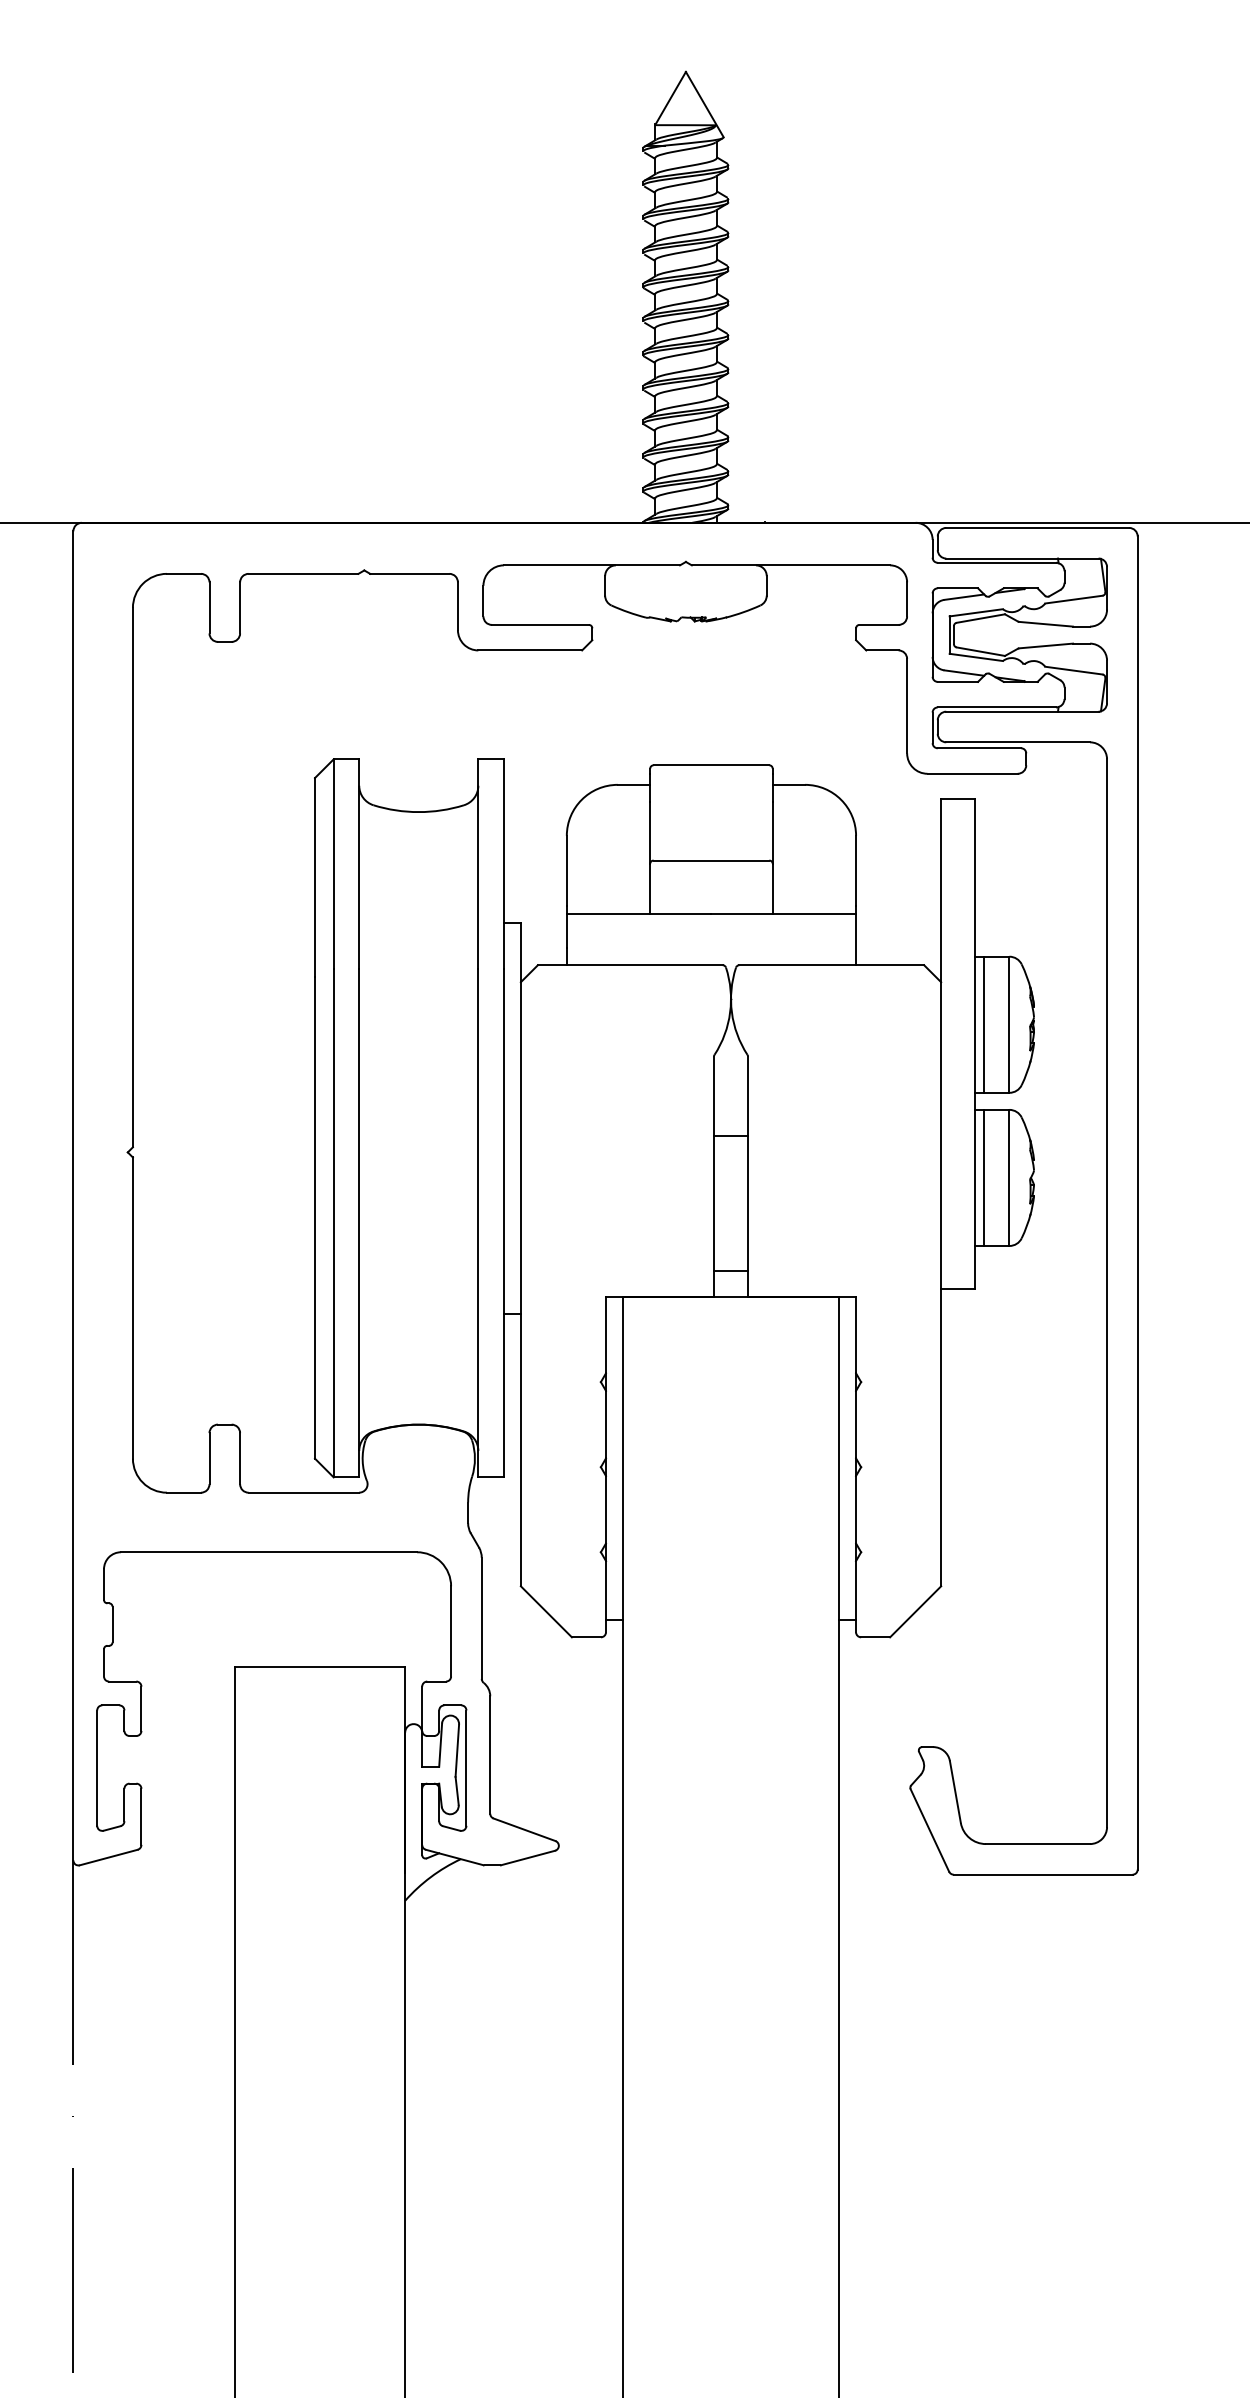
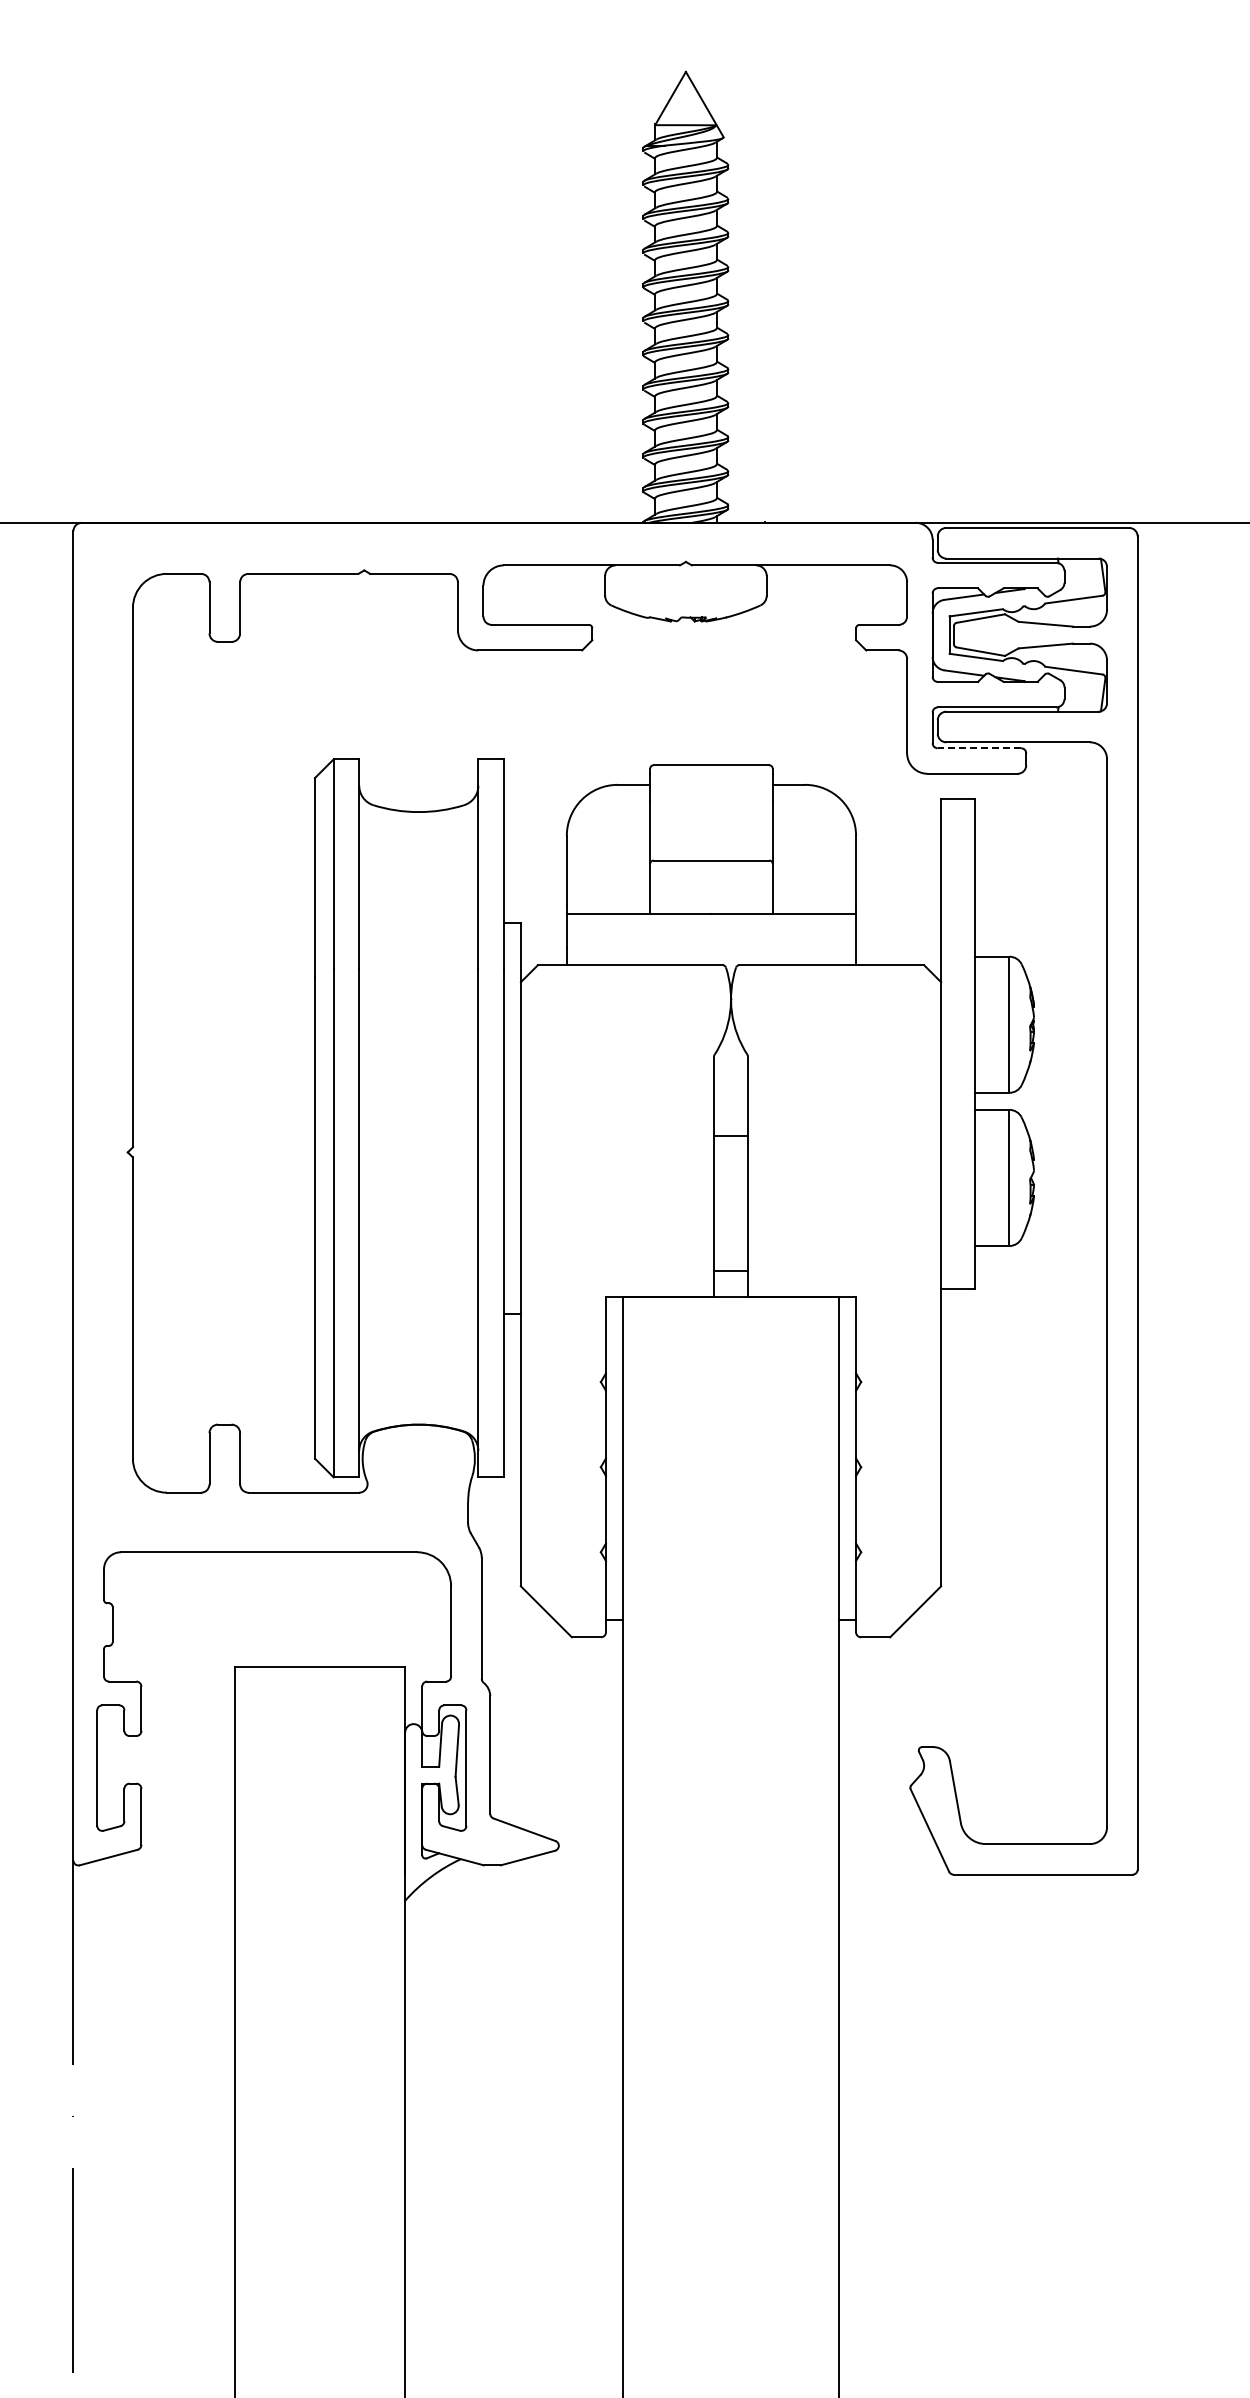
line: solid -> dashed (979, 748)
line: present -> none (983, 1024)
line: present -> none (983, 1177)
